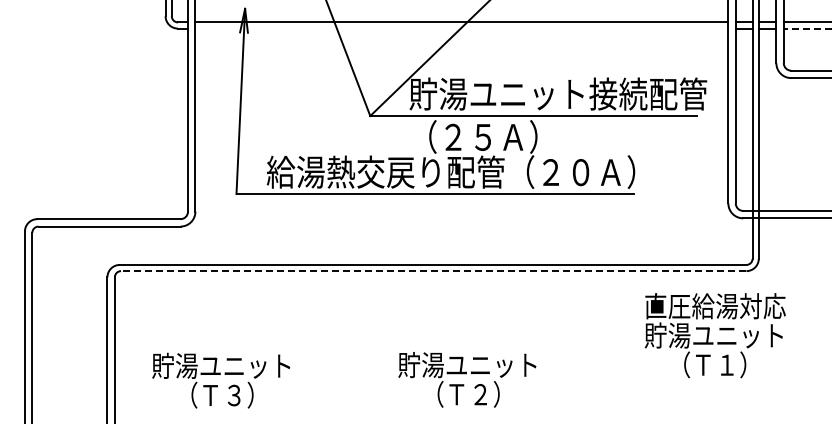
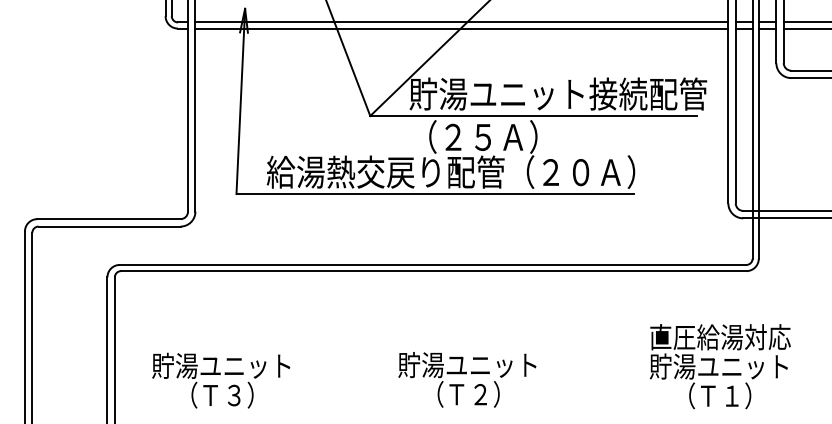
line: none -> present (461, 28)
line: dashed -> solid (807, 28)
line: dashed -> solid (433, 271)
text position: (714, 335) -> (719, 366) (719, 366)
